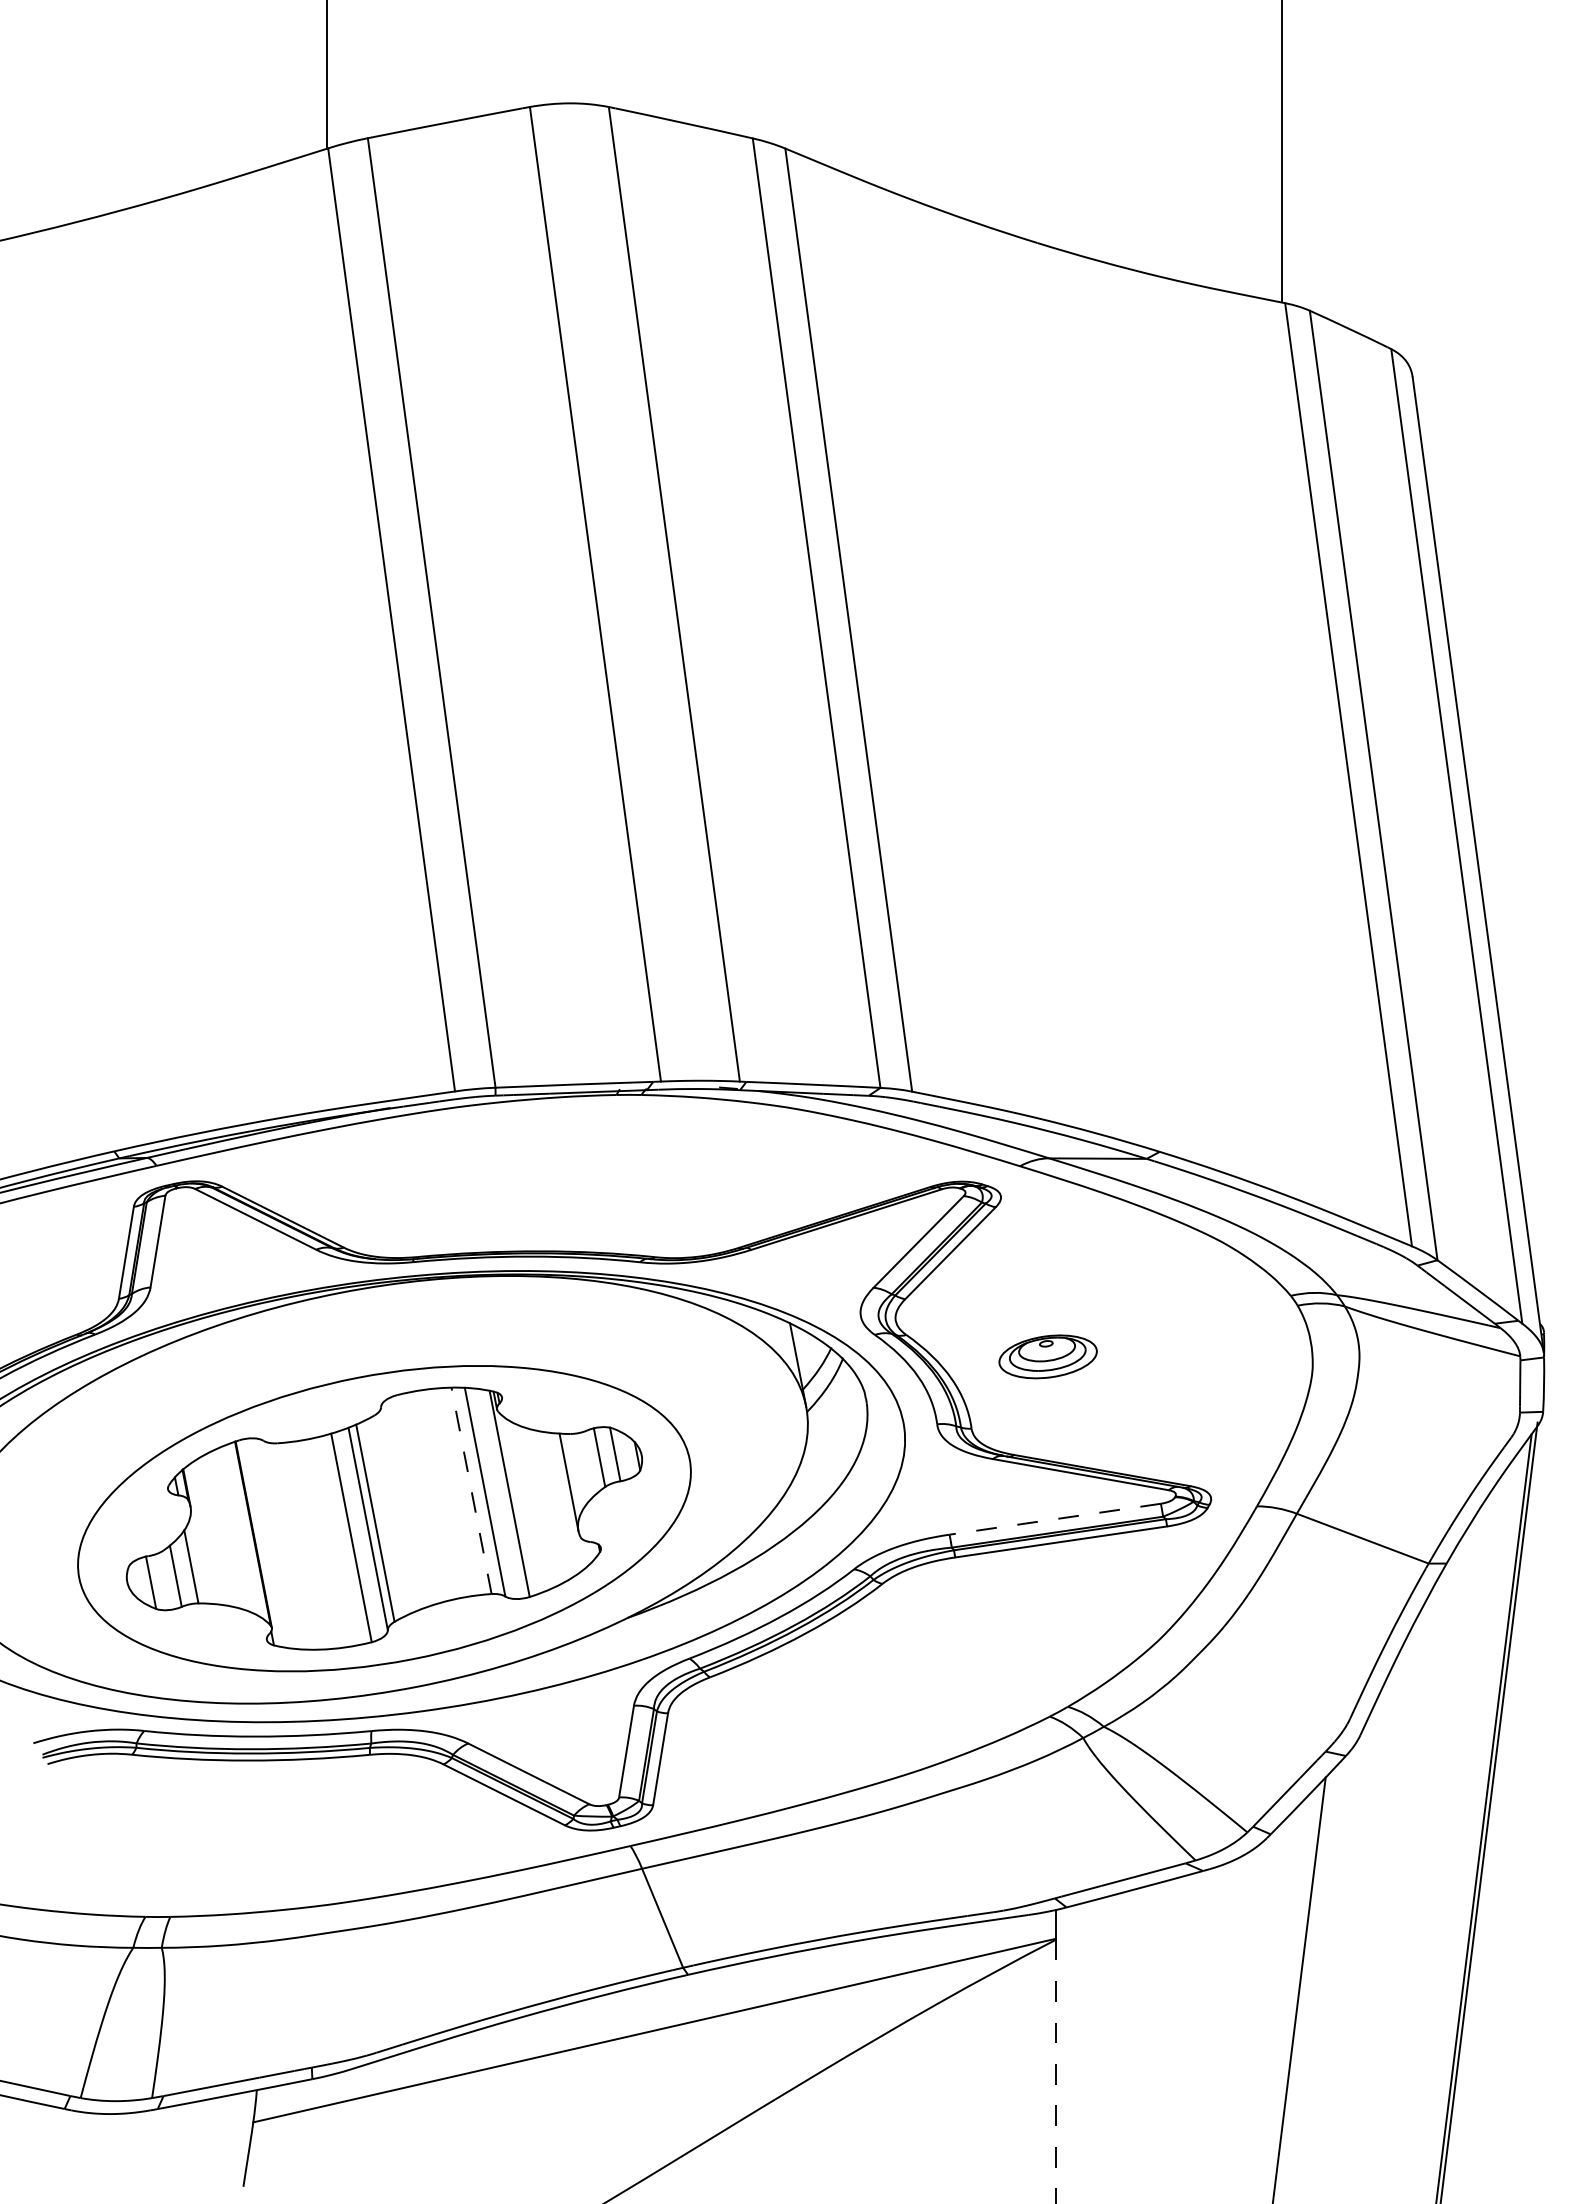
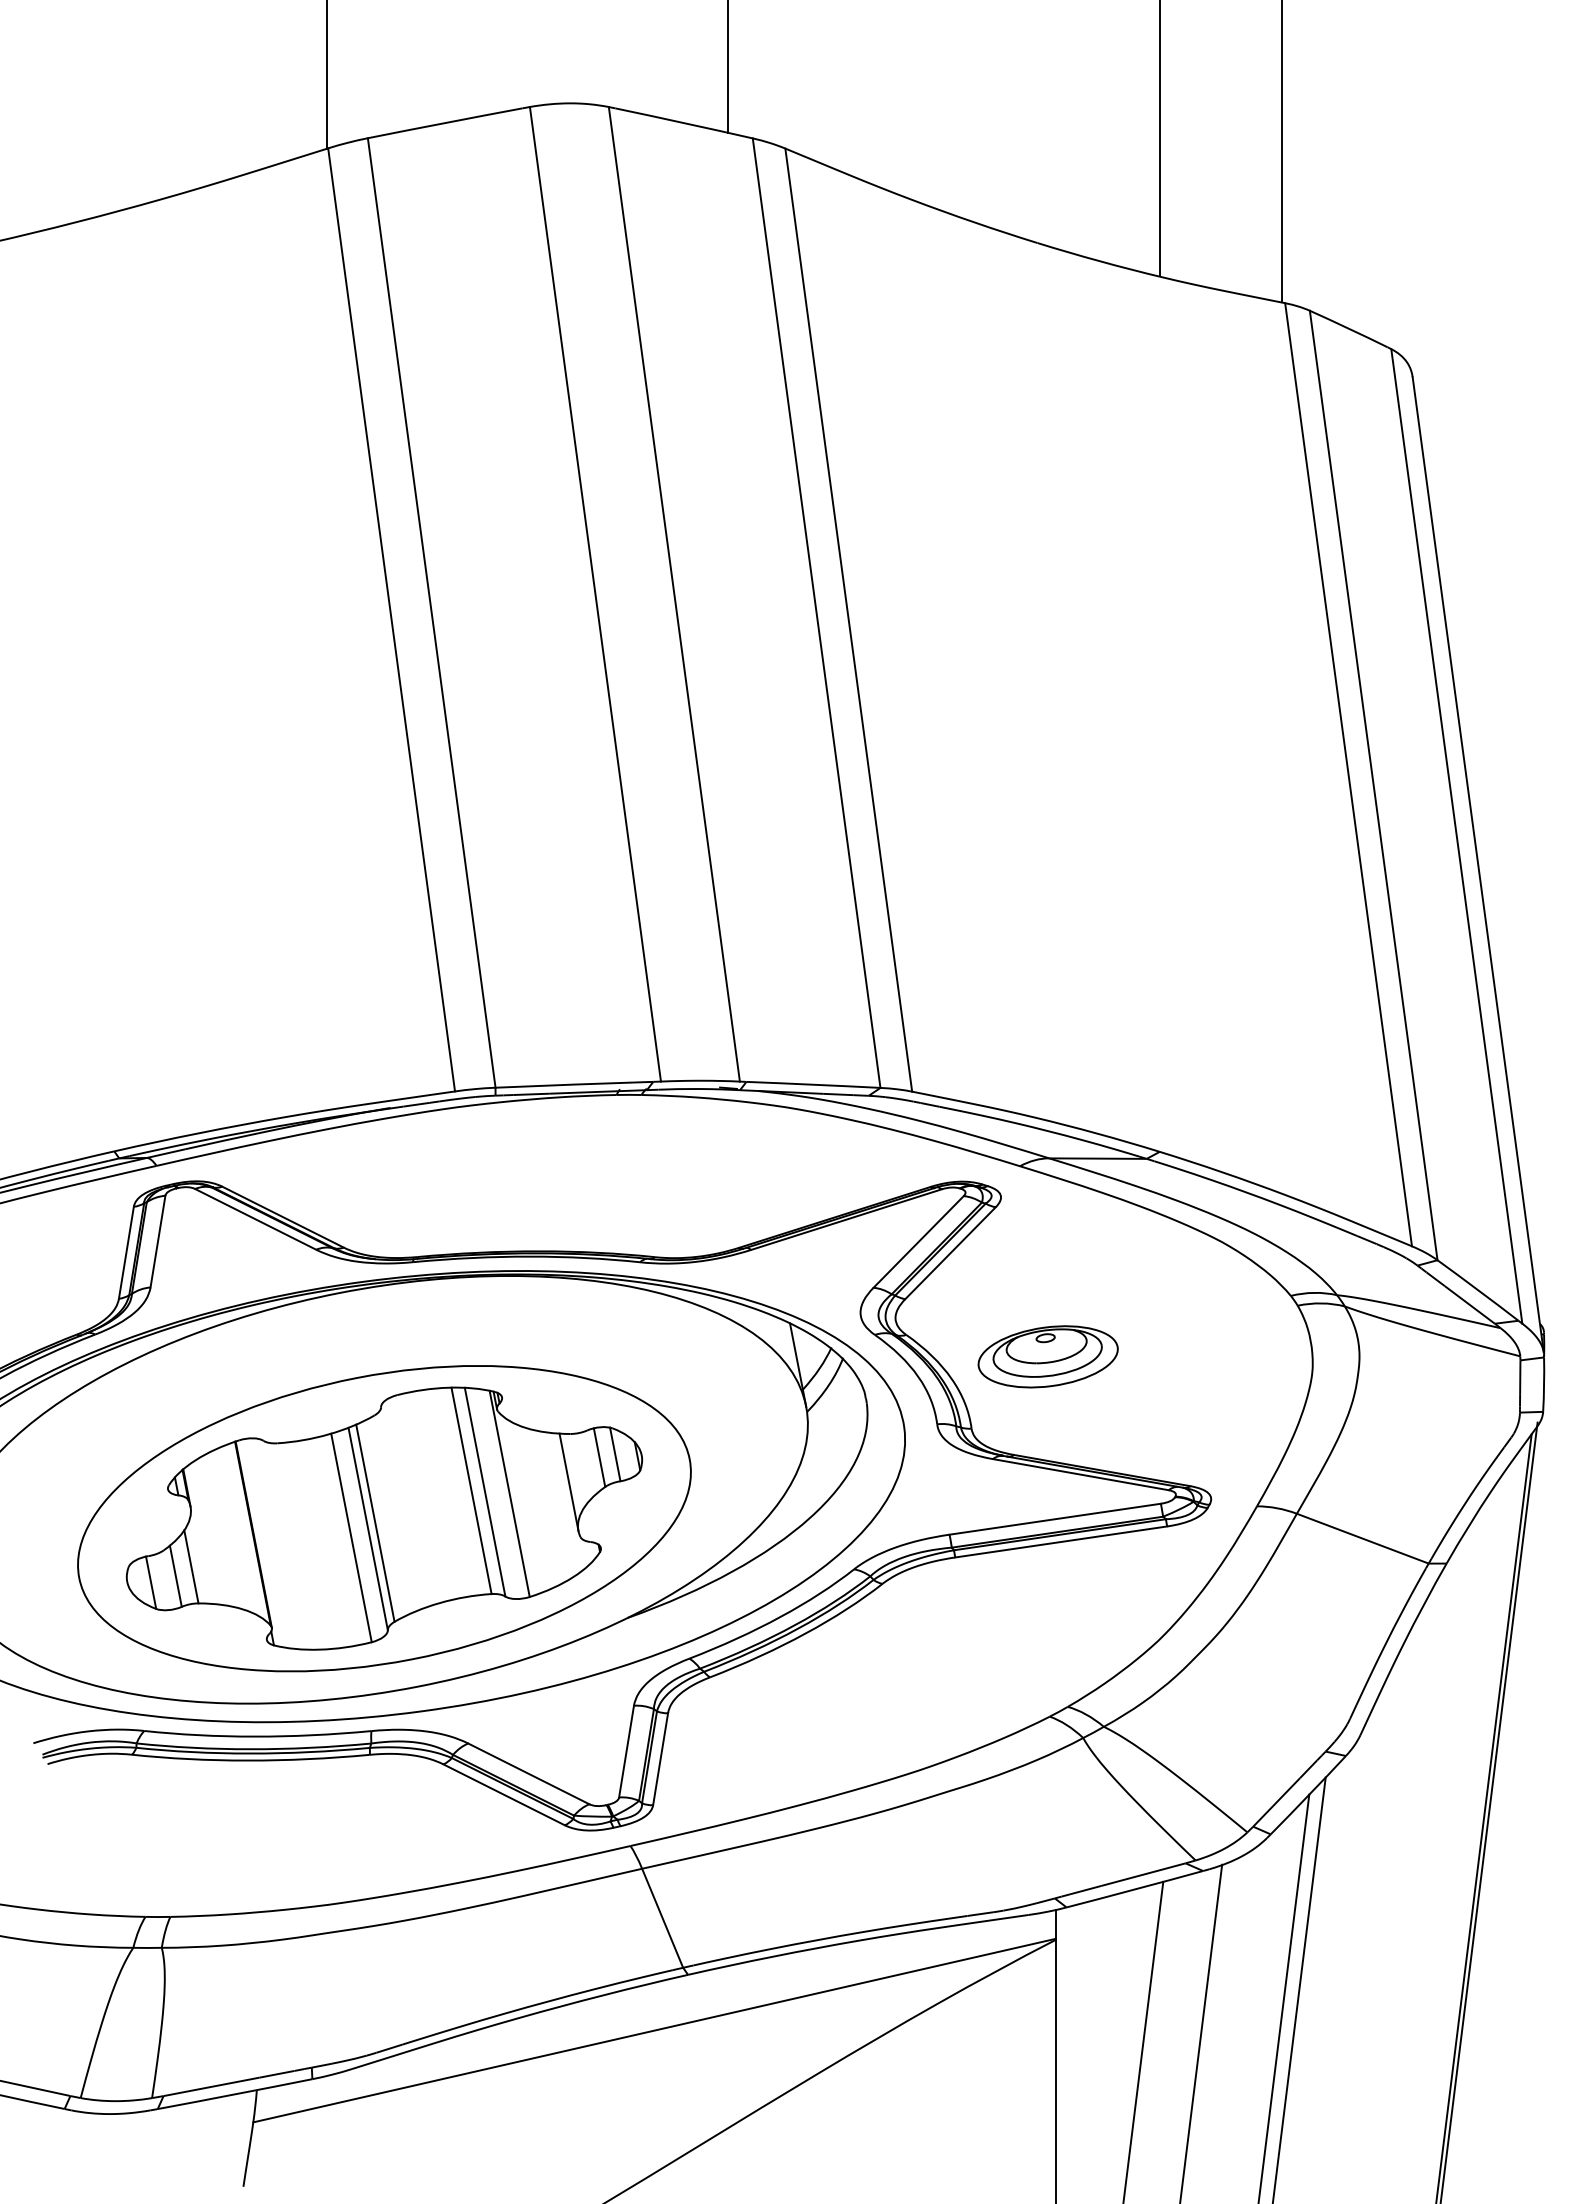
line: none -> present (727, 67)
line: none -> present (1160, 139)
part size: 100x46 px -> 142x64 px (1047, 1356)
line: dashed -> solid (471, 1490)
line: dashed -> solid (1055, 1519)
line: none -> present (1283, 1997)
line: none -> present (1201, 2032)
line: none -> present (1143, 2040)
line: dashed -> solid (1055, 2071)
